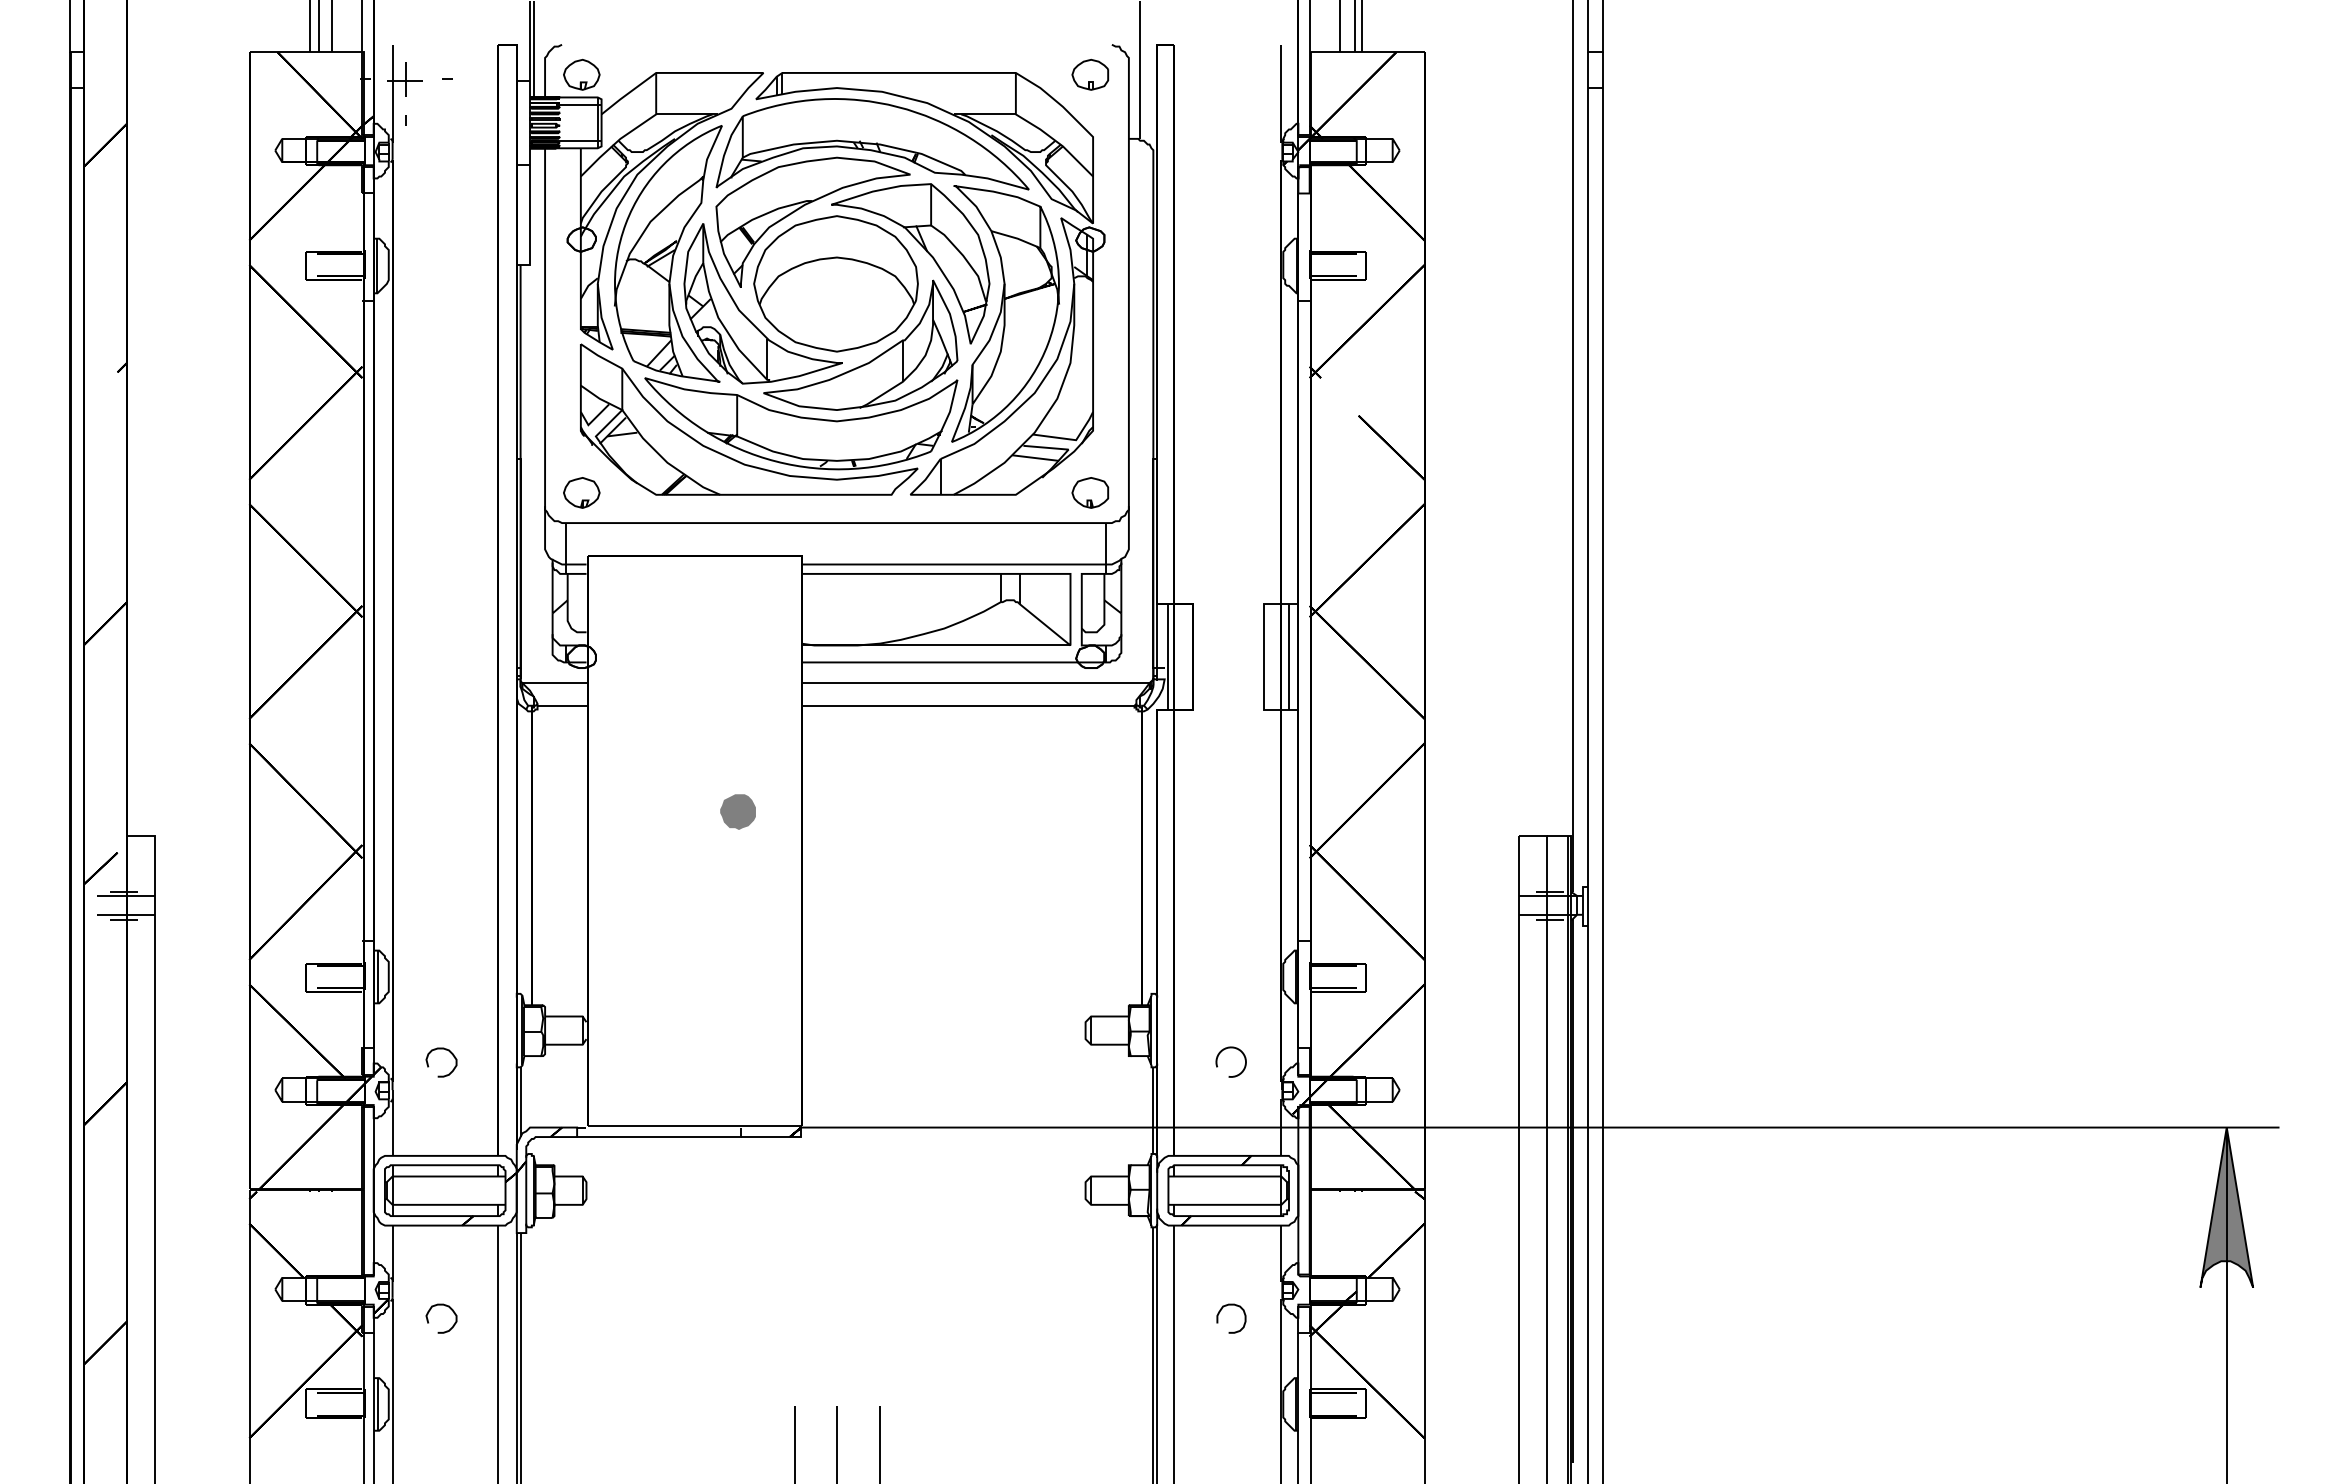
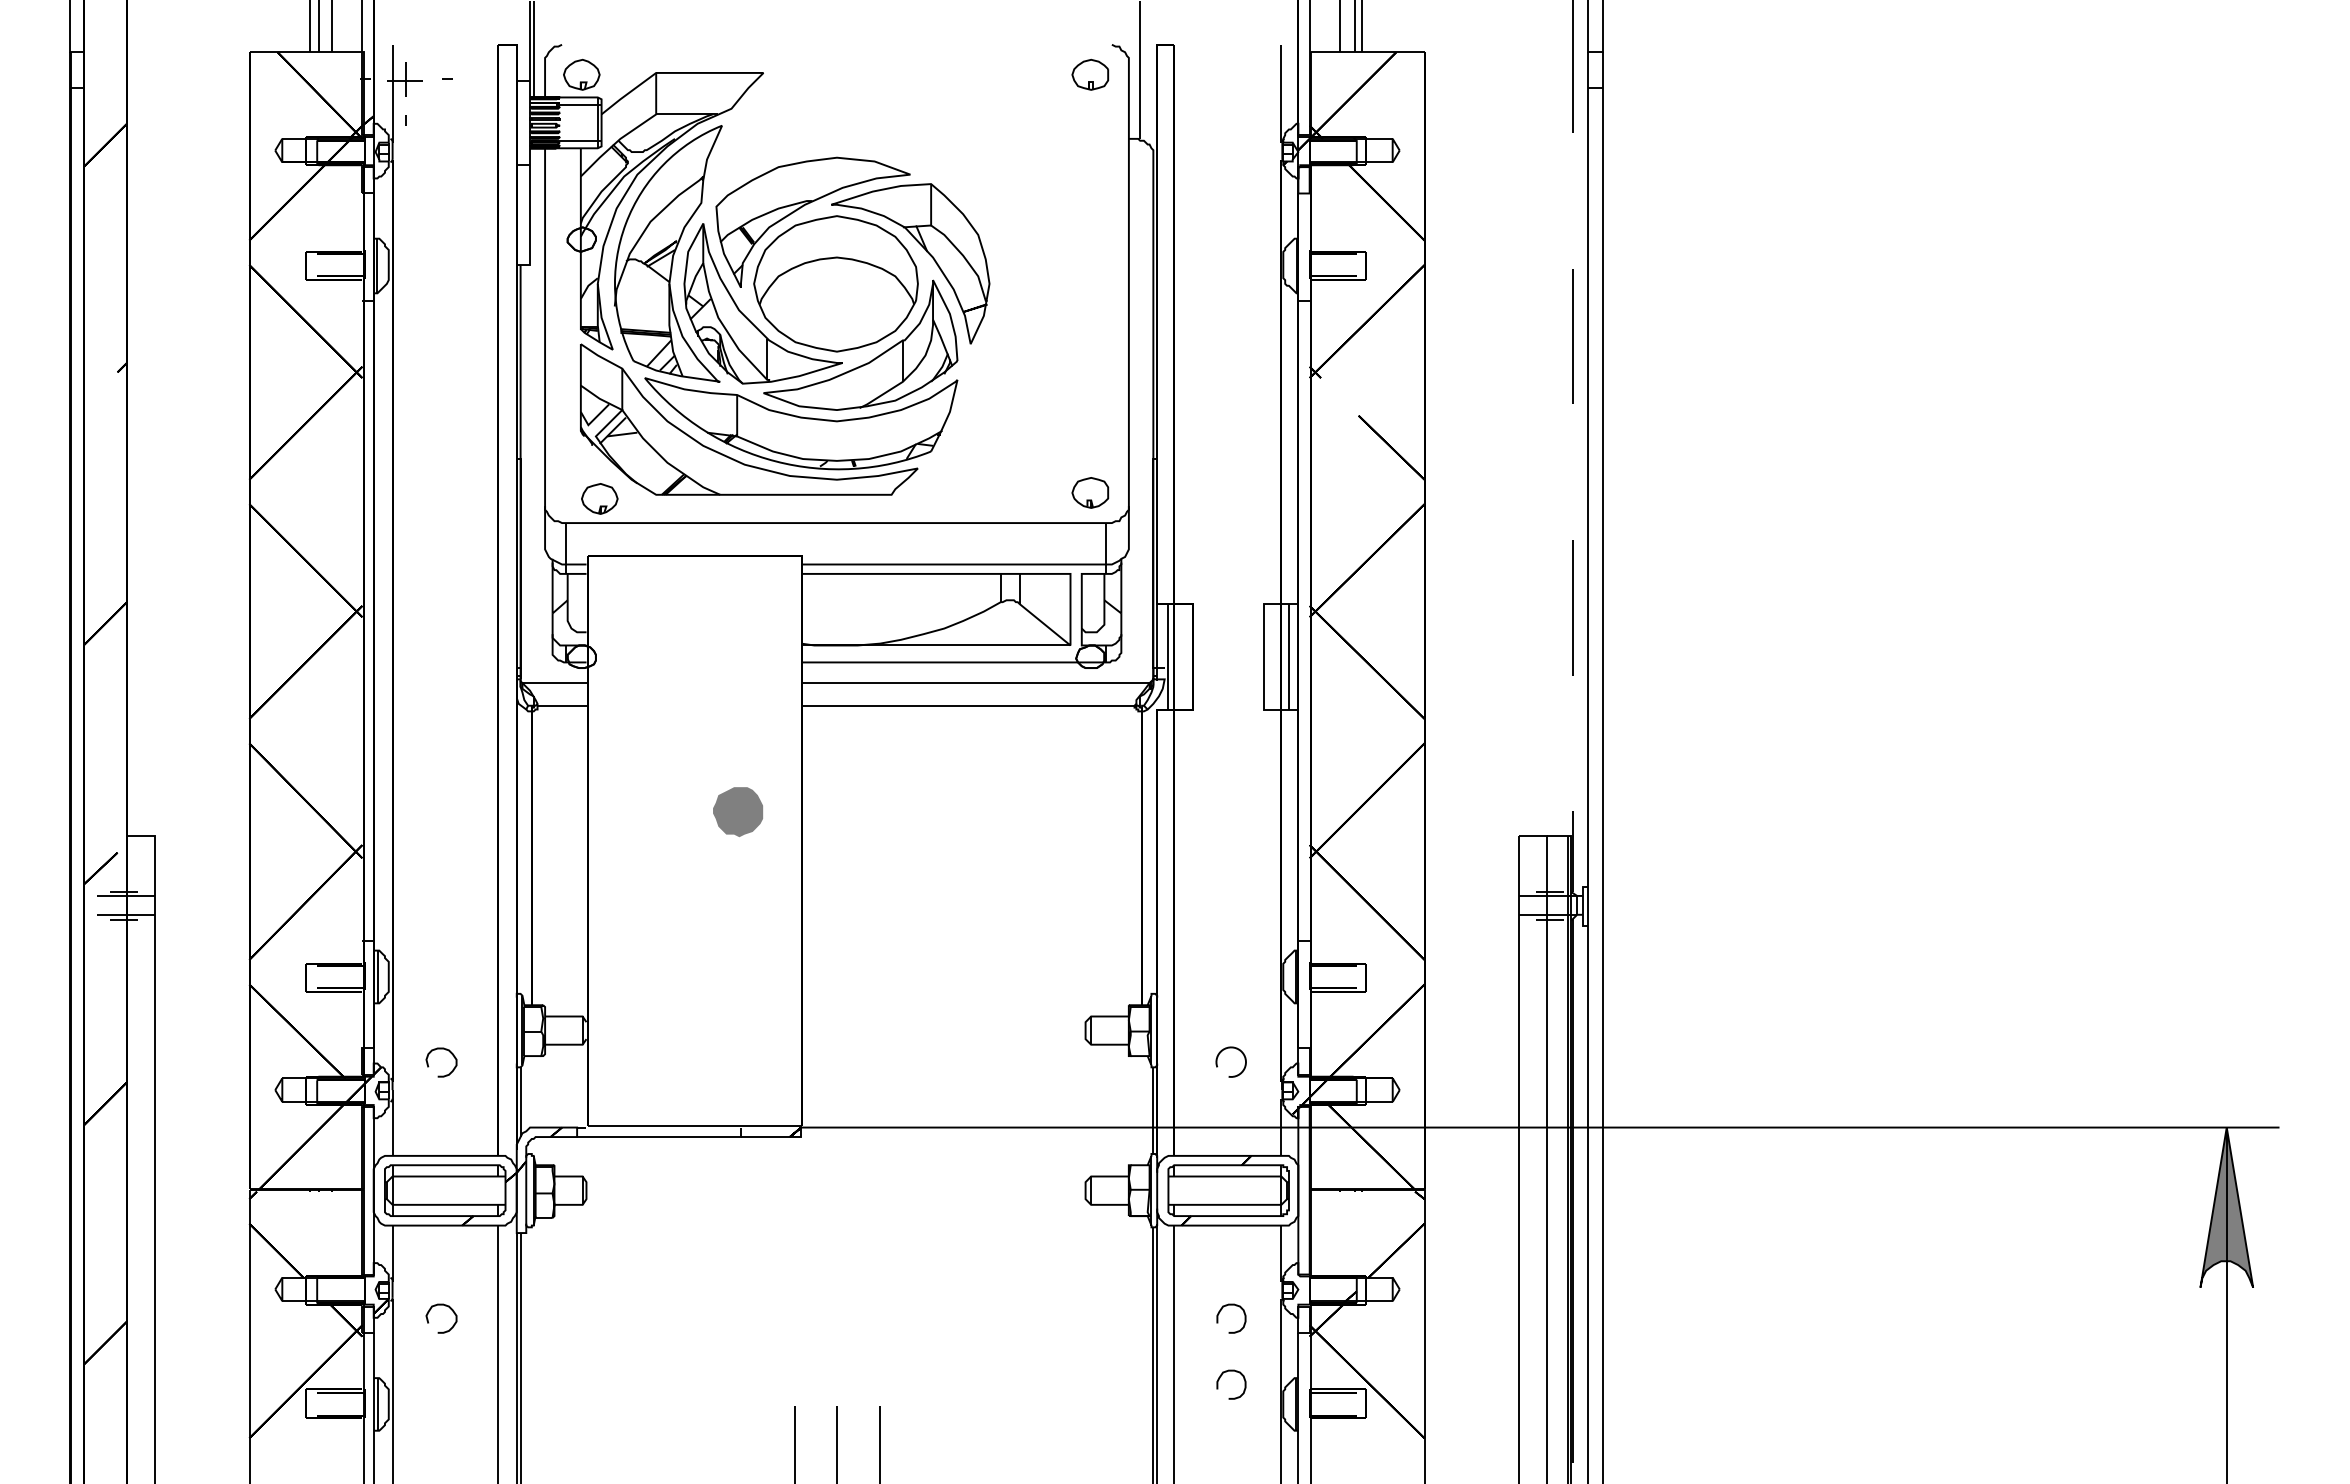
part: present -> none (1001, 271)
line: solid -> dashed (1573, 446)
part position: (581, 492) -> (599, 498) (599, 498)
part size: 36x36 px -> 50x50 px (737, 811)
curve: none -> present (1220, 1378)
